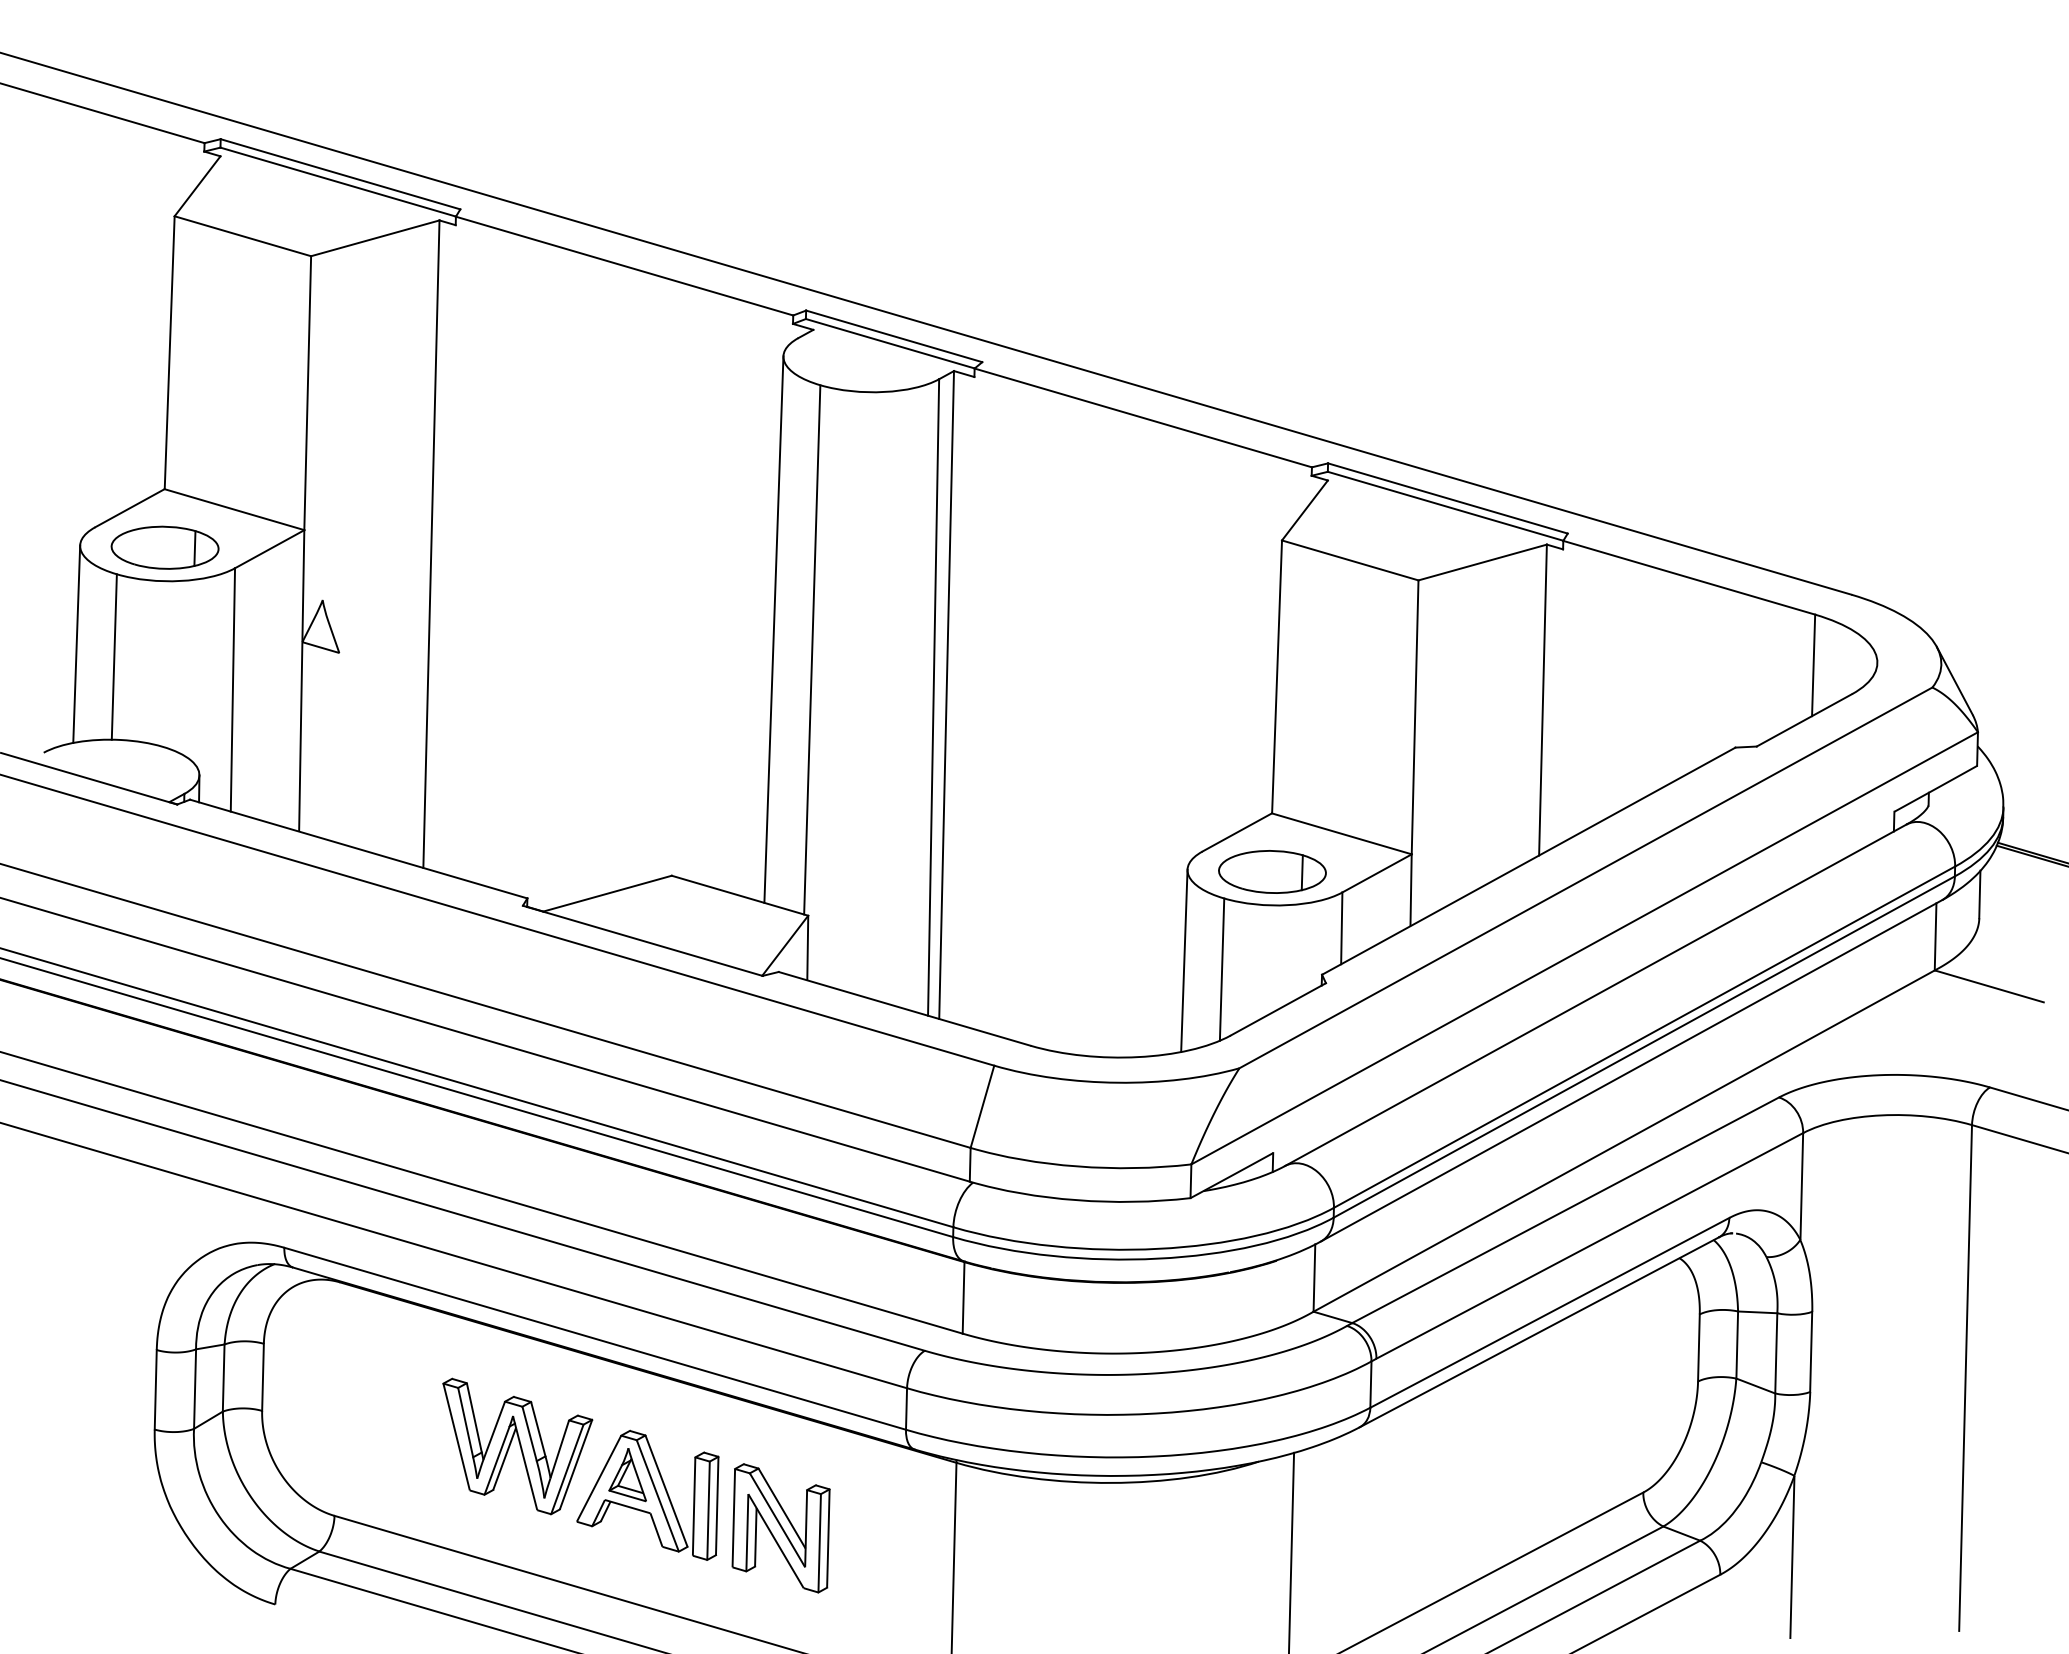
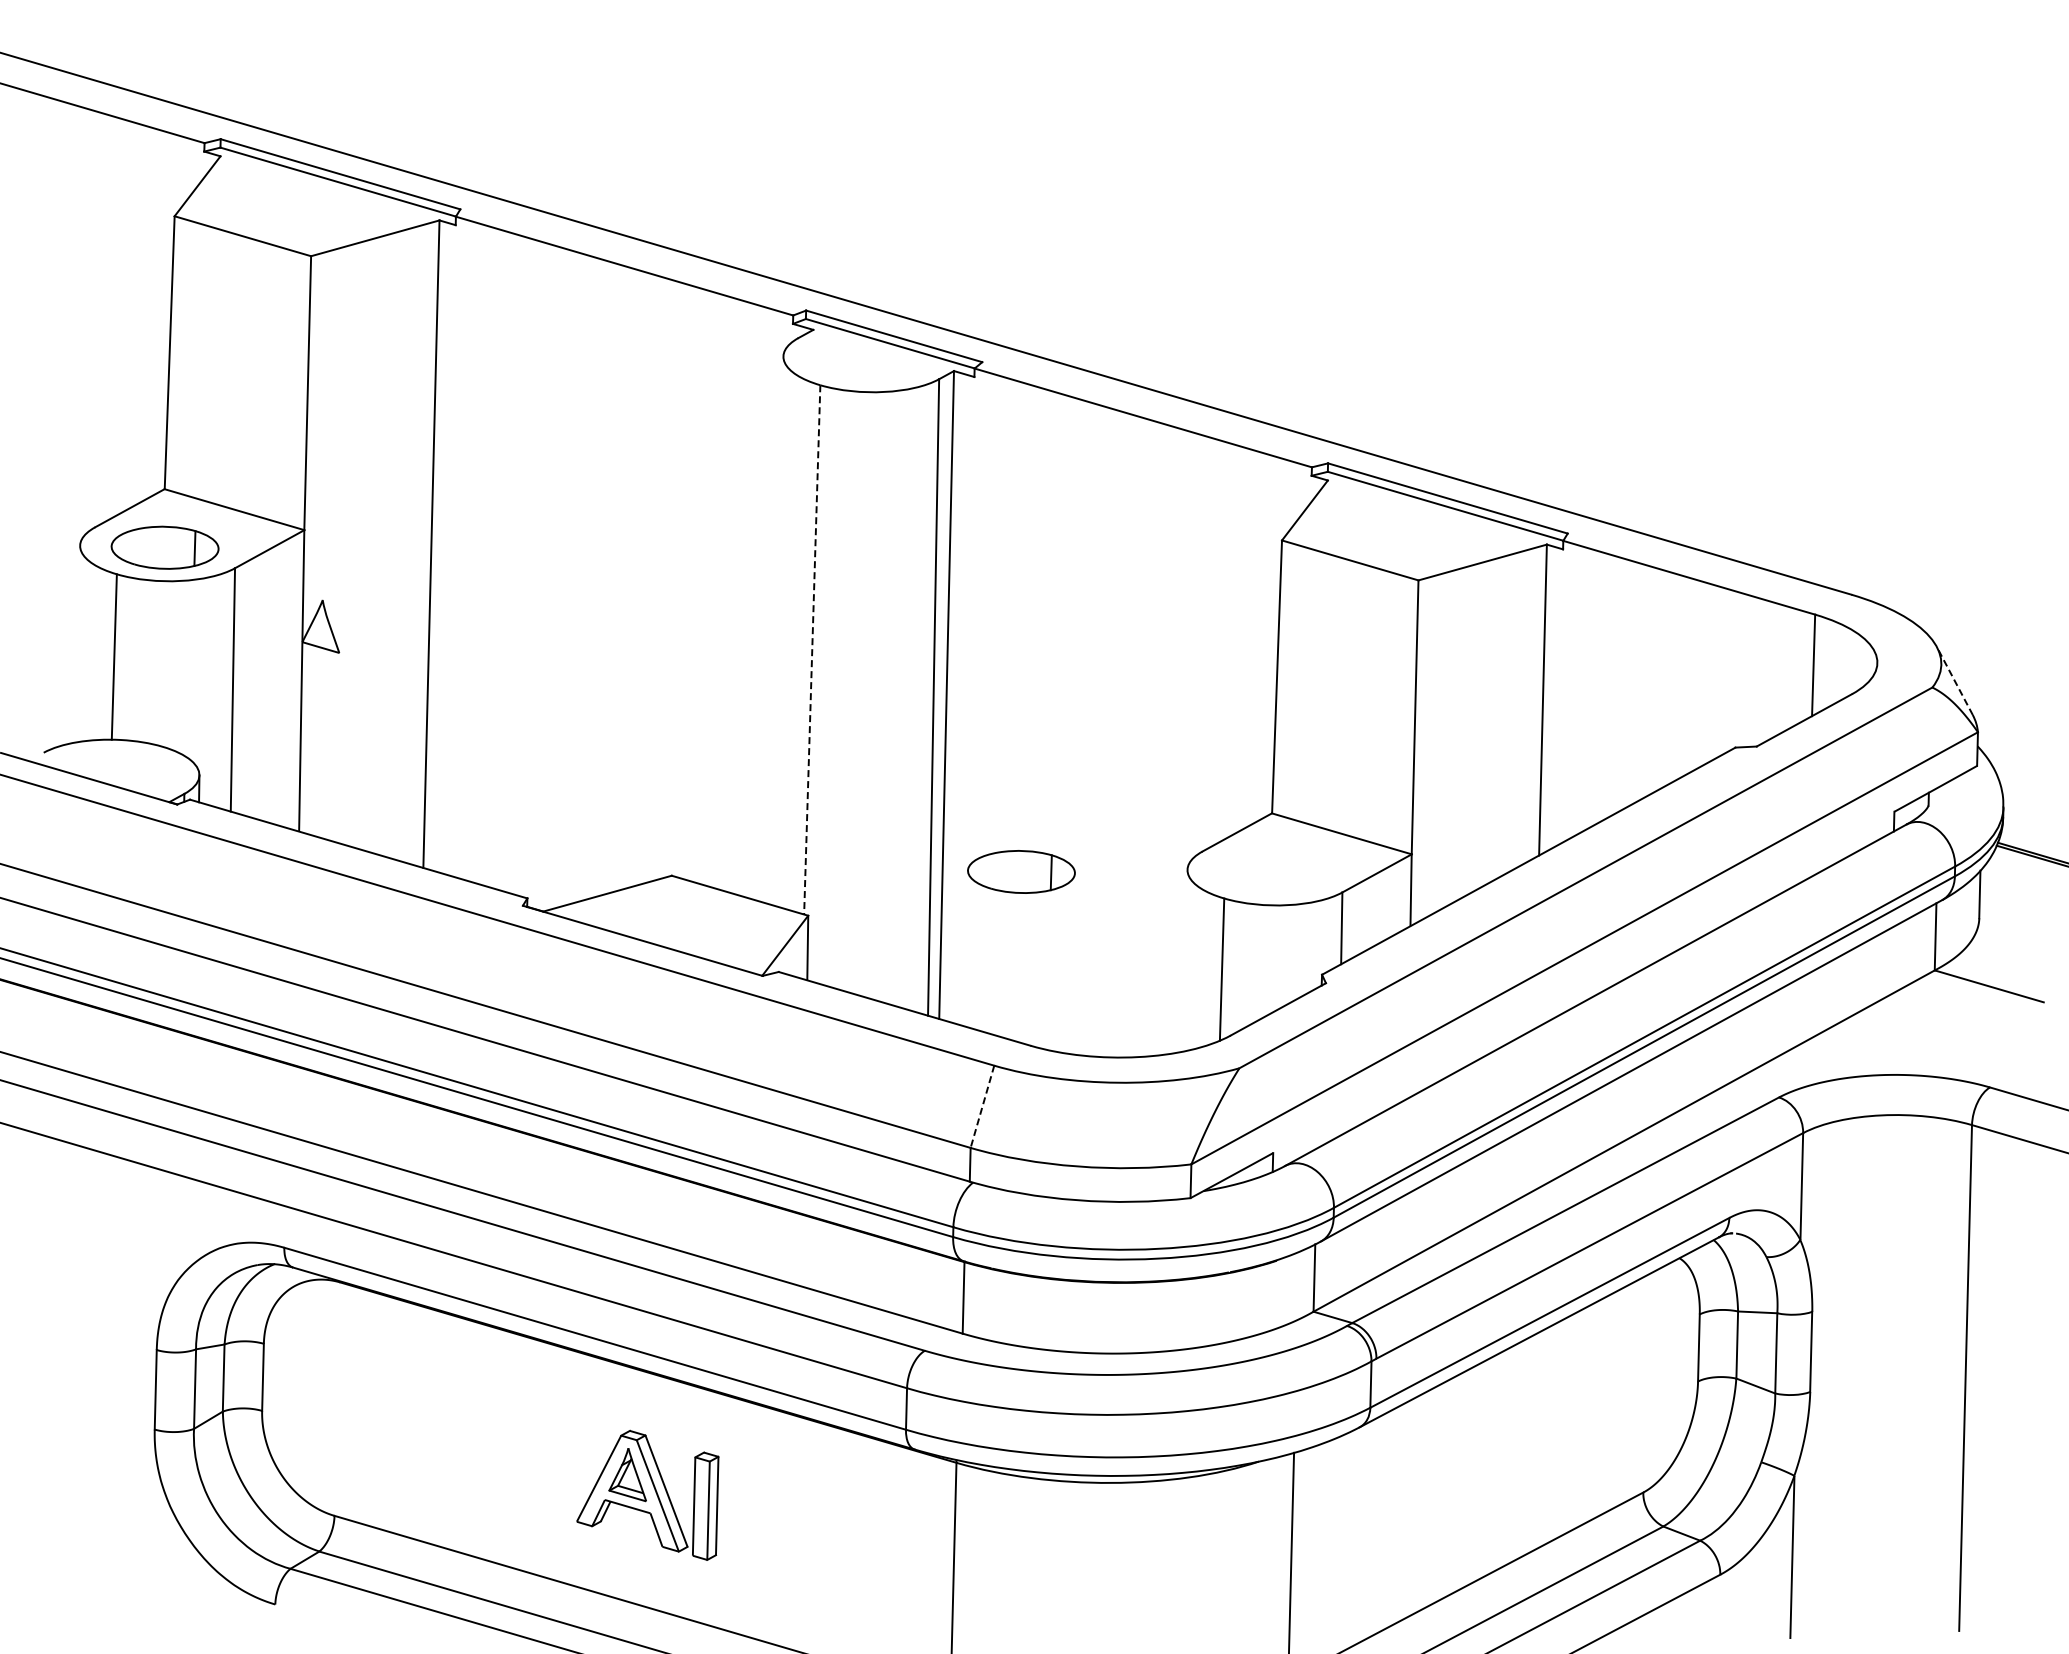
line: present -> none (773, 629)
line: present -> none (76, 643)
line: solid -> dashed (812, 649)
line: solid -> dashed (1954, 680)
part position: (1272, 871) -> (1021, 871) (1021, 871)
line: present -> none (1184, 960)
line: solid -> dashed (982, 1106)
part: present -> none (517, 1446)
part: present -> none (780, 1528)
